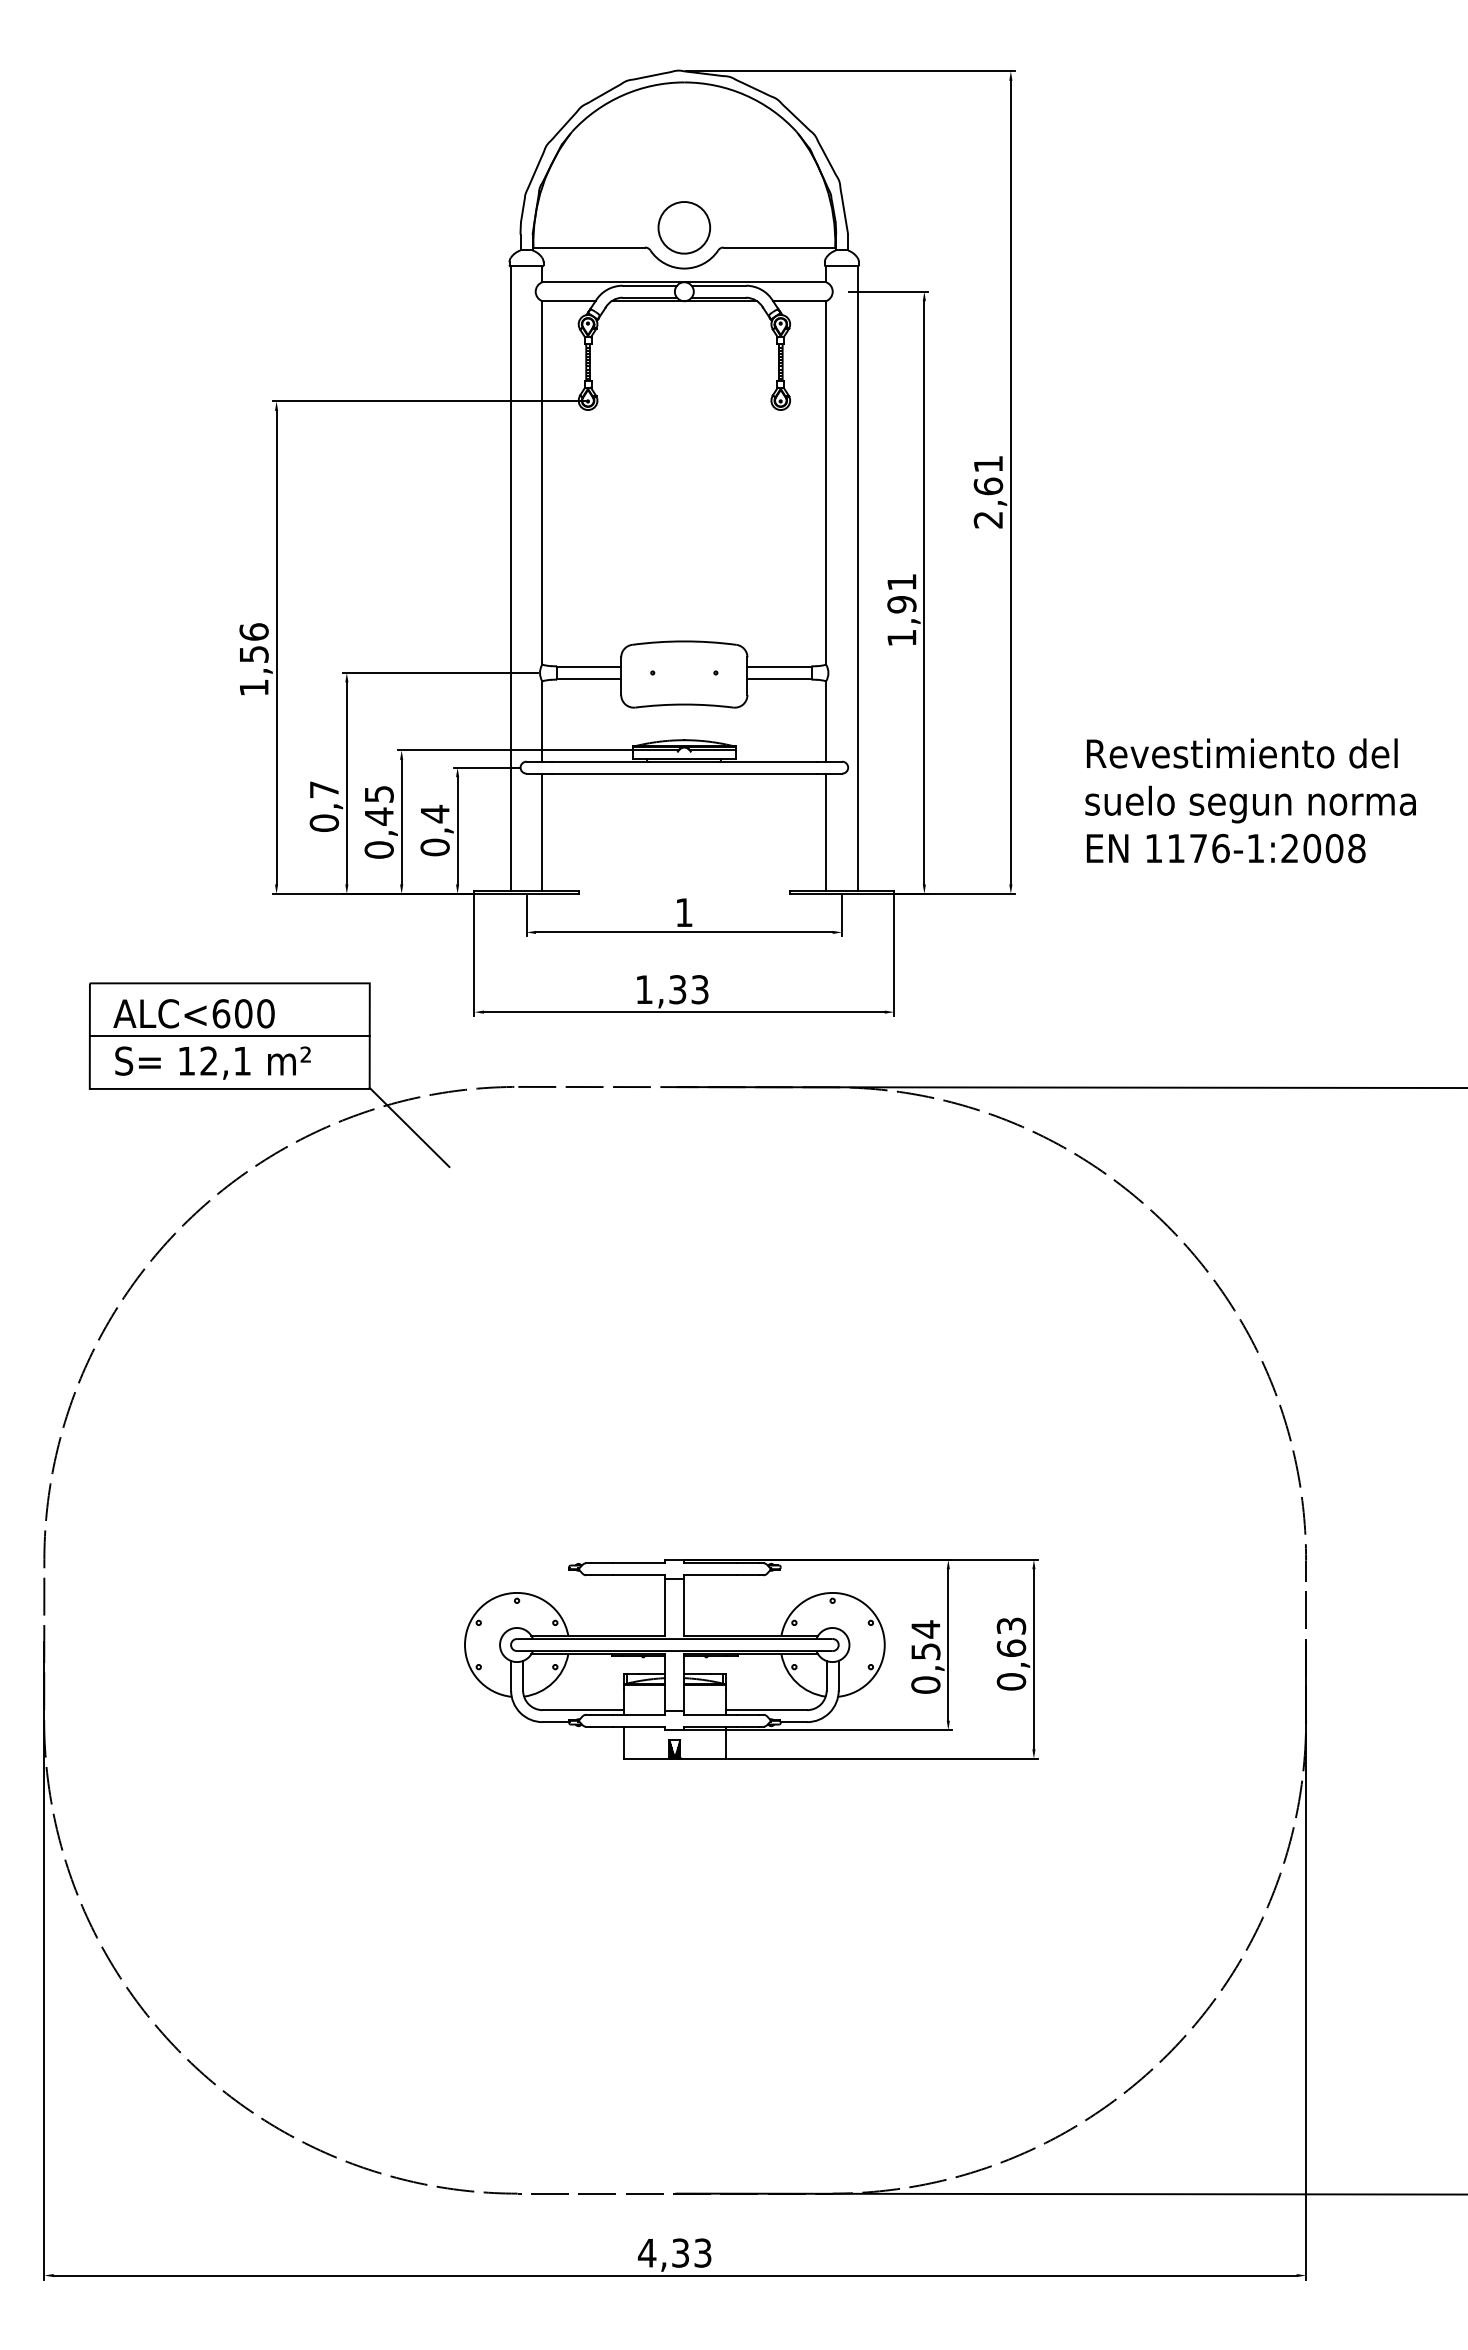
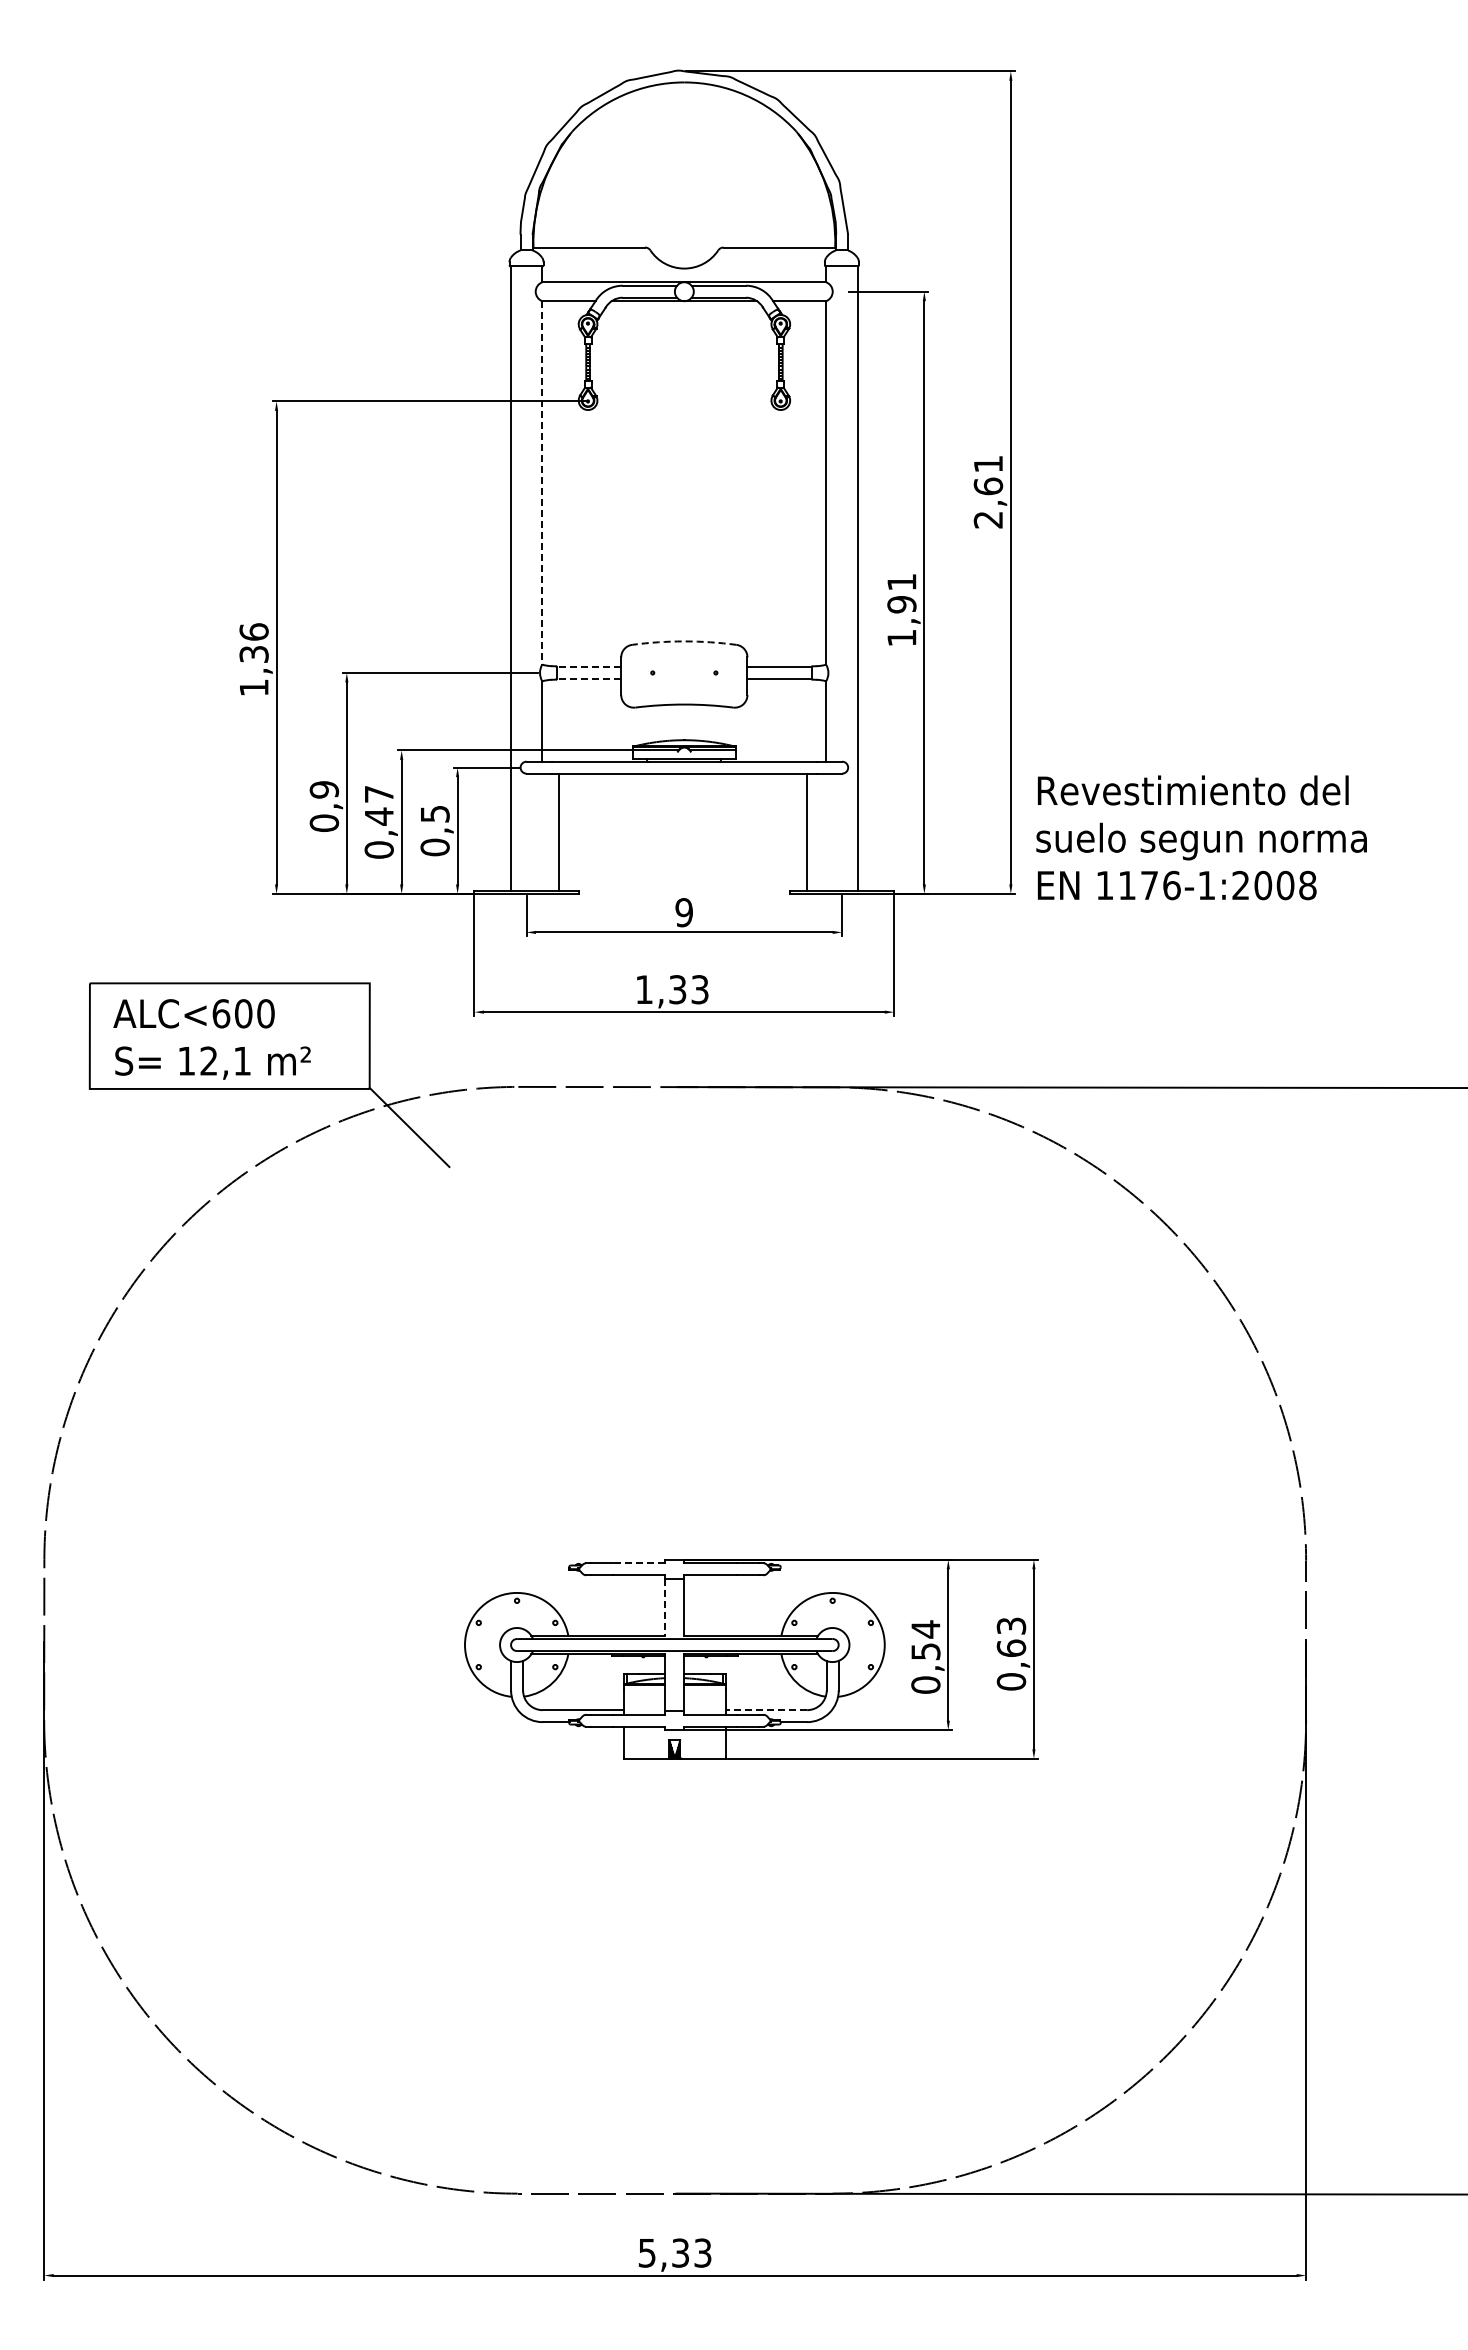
circle: present -> none (684, 227)
line: solid -> dashed (542, 482)
arc: solid -> dashed (684, 641)
text: 1,56 -> 1,36 (253, 654)
line: solid -> dashed (588, 667)
line: solid -> dashed (588, 678)
text: 0,7 -> 0,9 (324, 789)
text: 0,45 -> 0,47 (379, 794)
text position: (1250, 800) -> (1201, 837) (1201, 837)
text: 0,4 -> 0,5 (435, 813)
line position: (542, 832) -> (559, 832) (559, 832)
line position: (826, 832) -> (807, 832) (807, 832)
text: 1 -> 9 (683, 912)
line: present -> none (229, 1036)
line: solid -> dashed (638, 1563)
line: solid -> dashed (665, 1607)
line: solid -> dashed (766, 1710)
text: 4,33 -> 5,33 (646, 2253)
